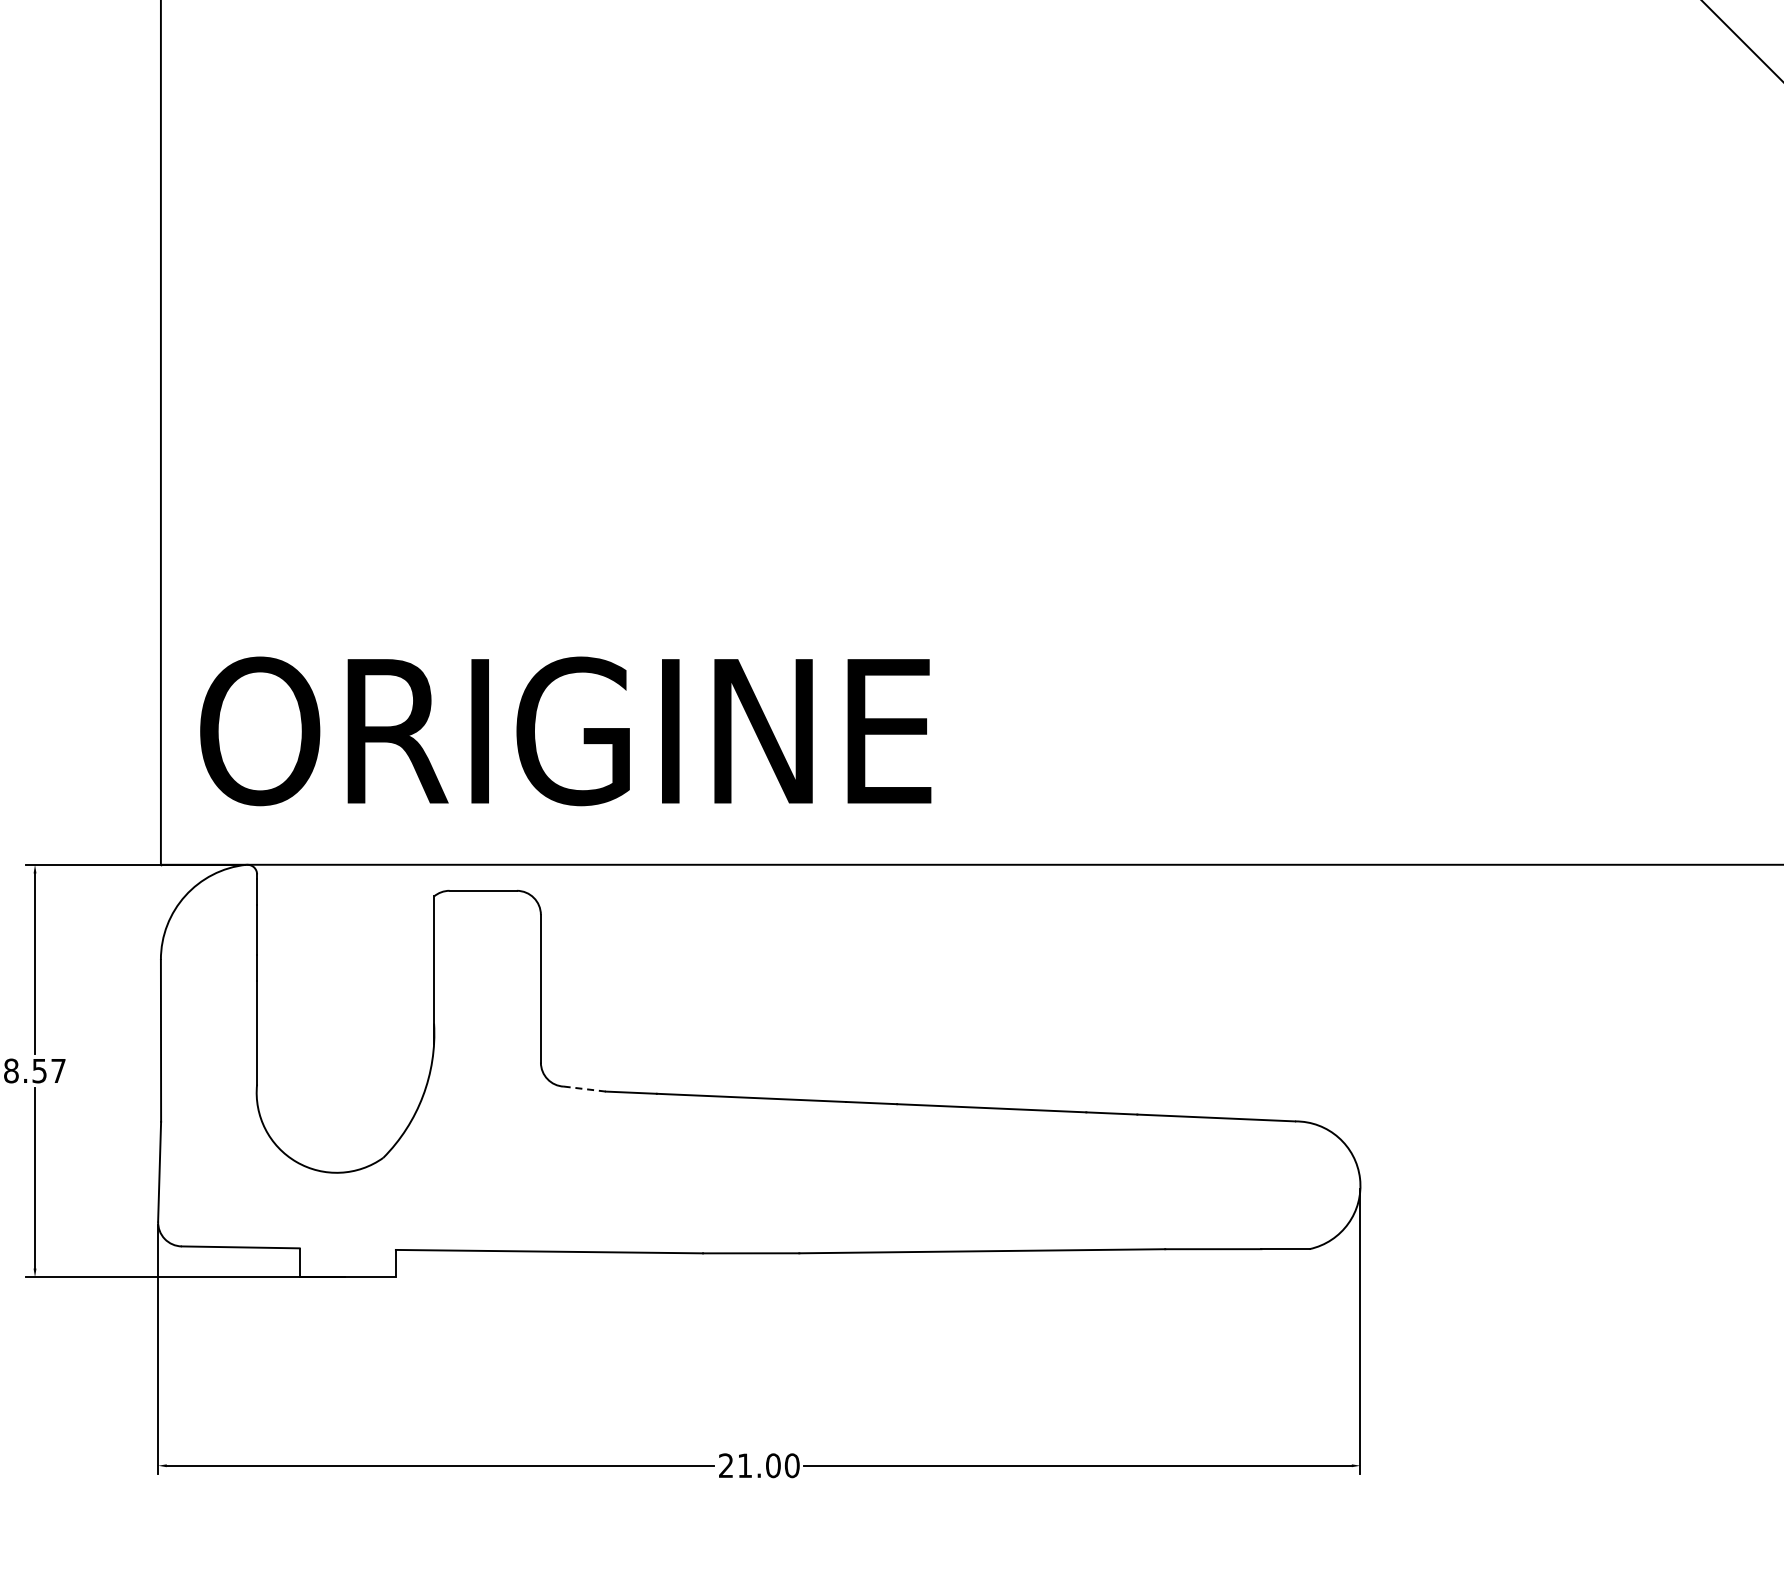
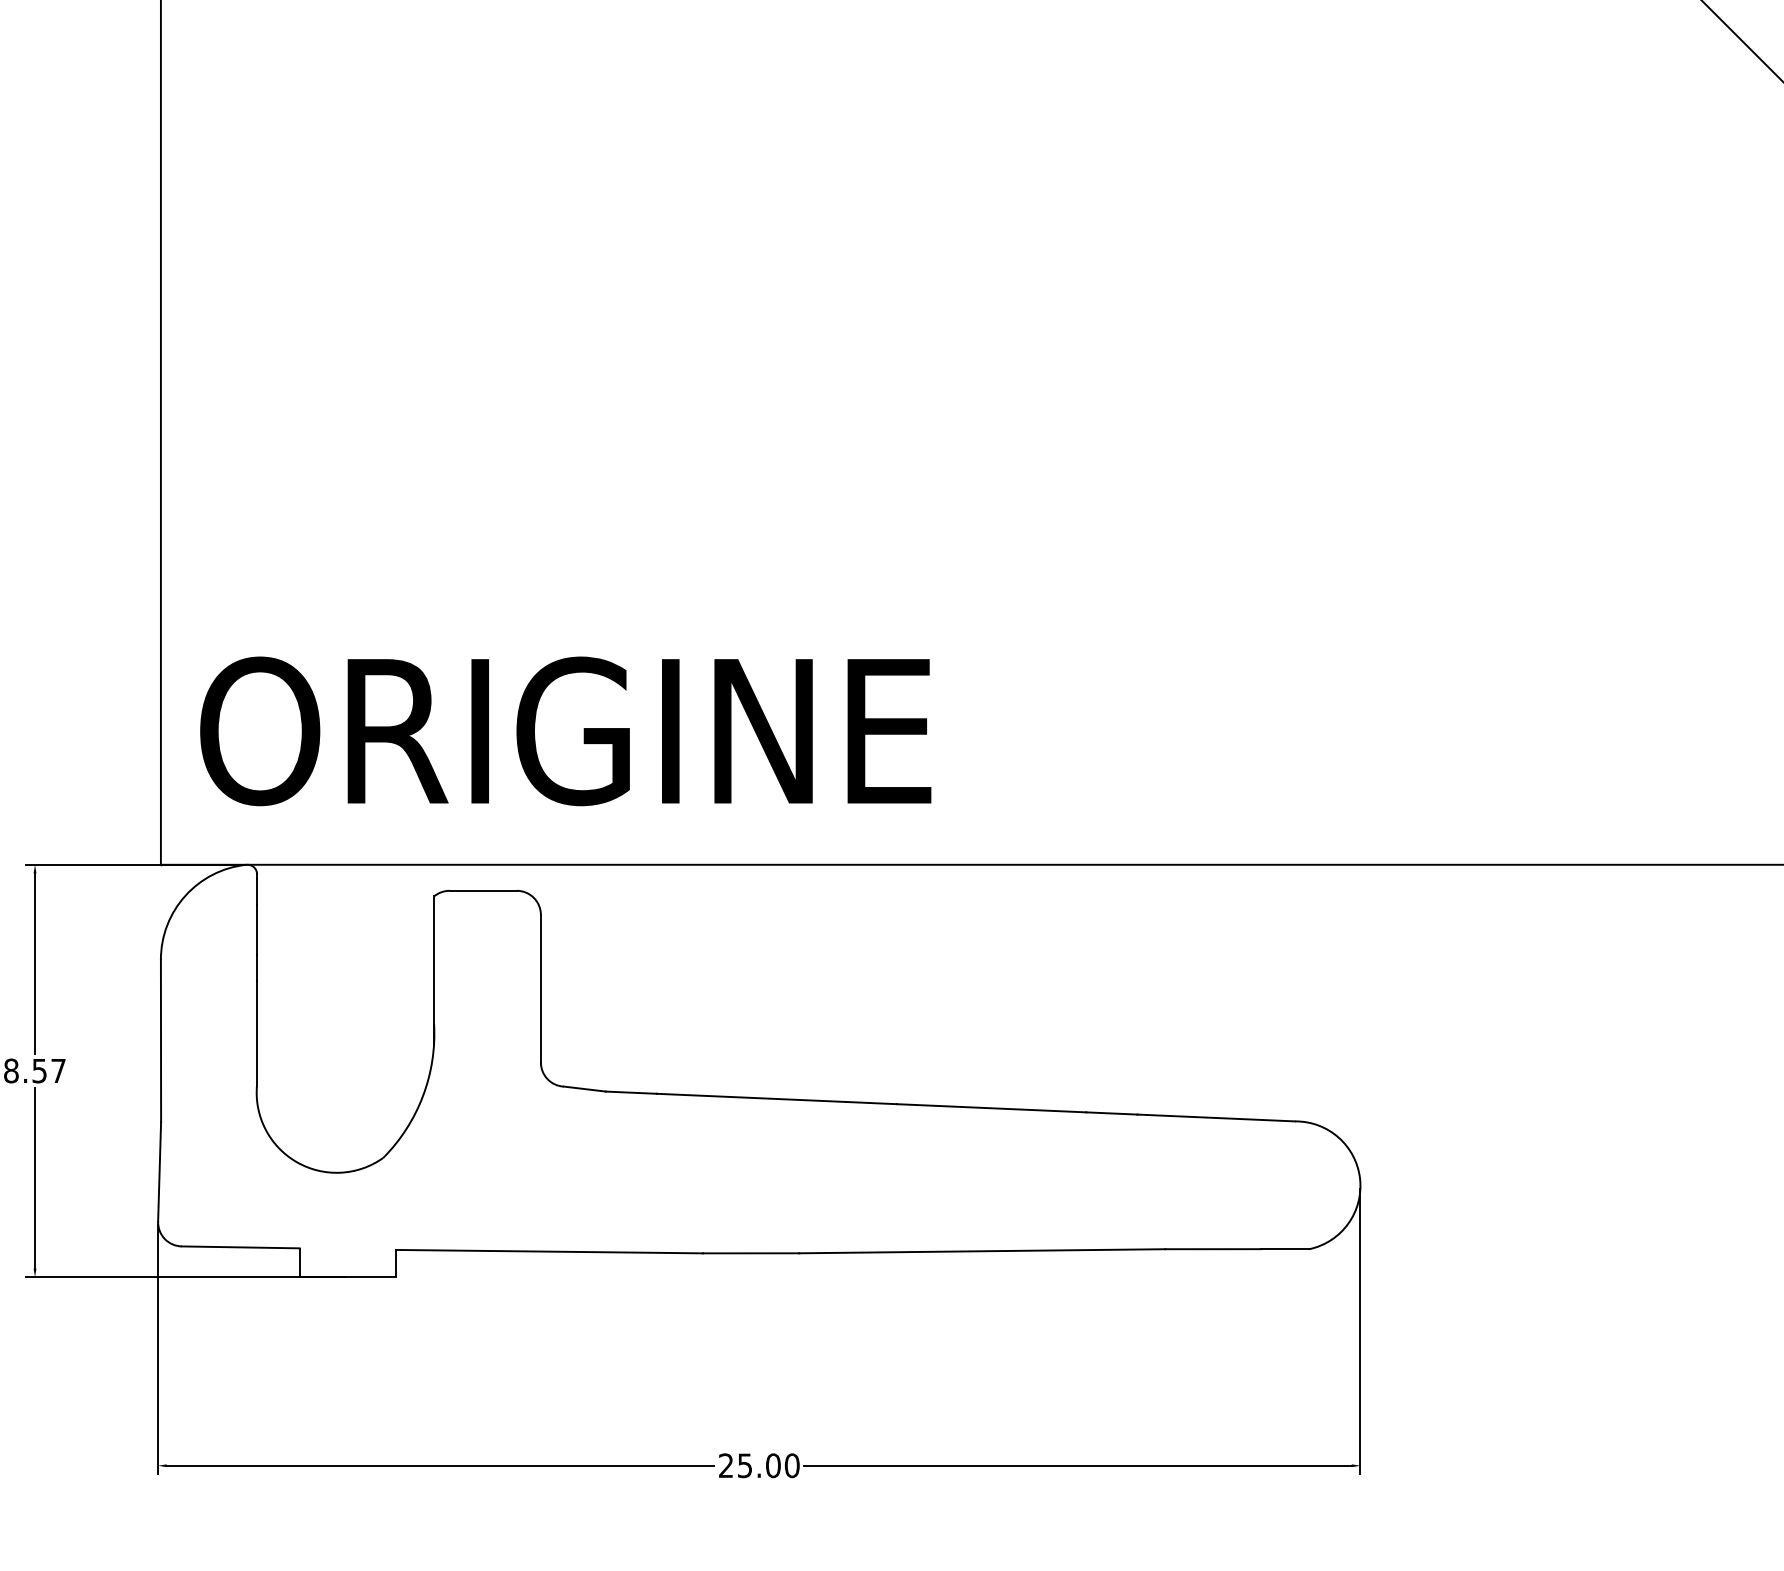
line: dashed -> solid (584, 1089)
text: 21.00 -> 25.00 (744, 1465)
